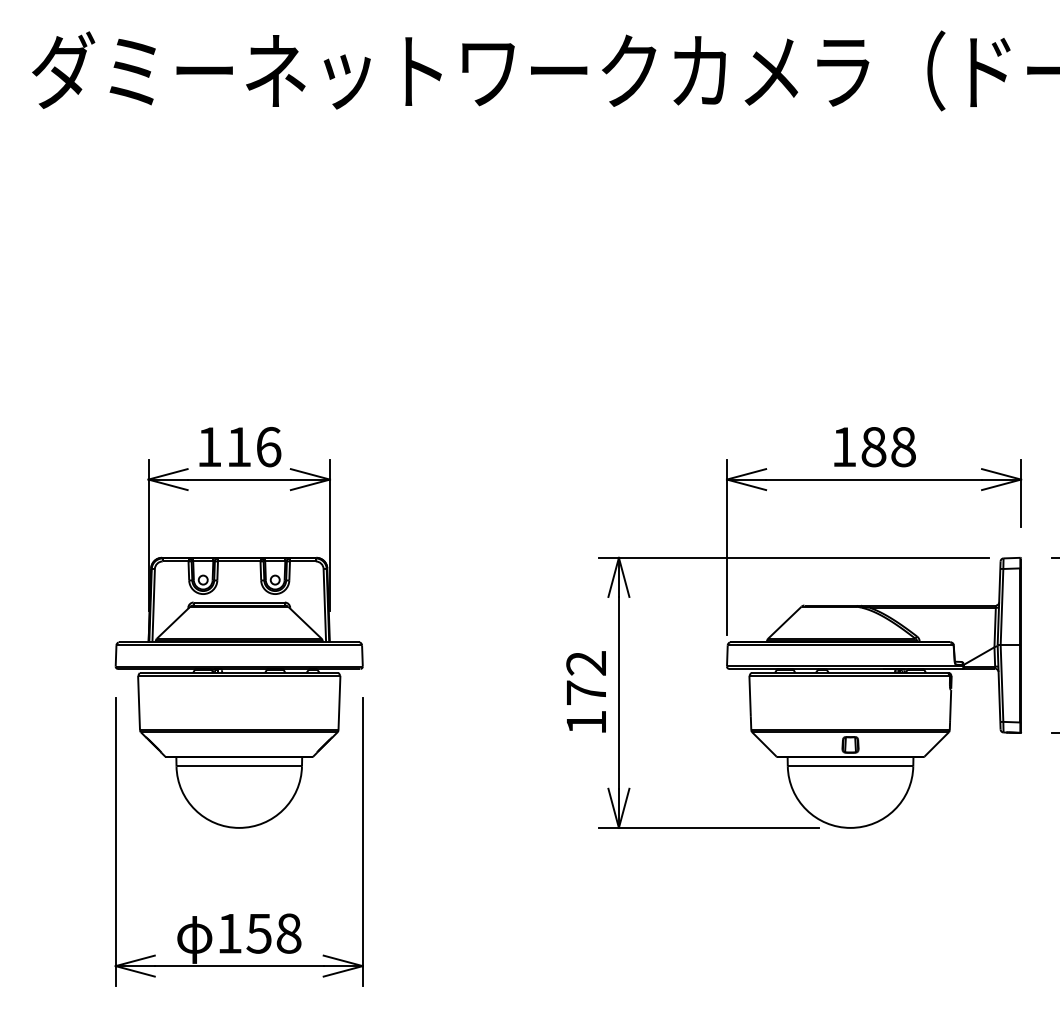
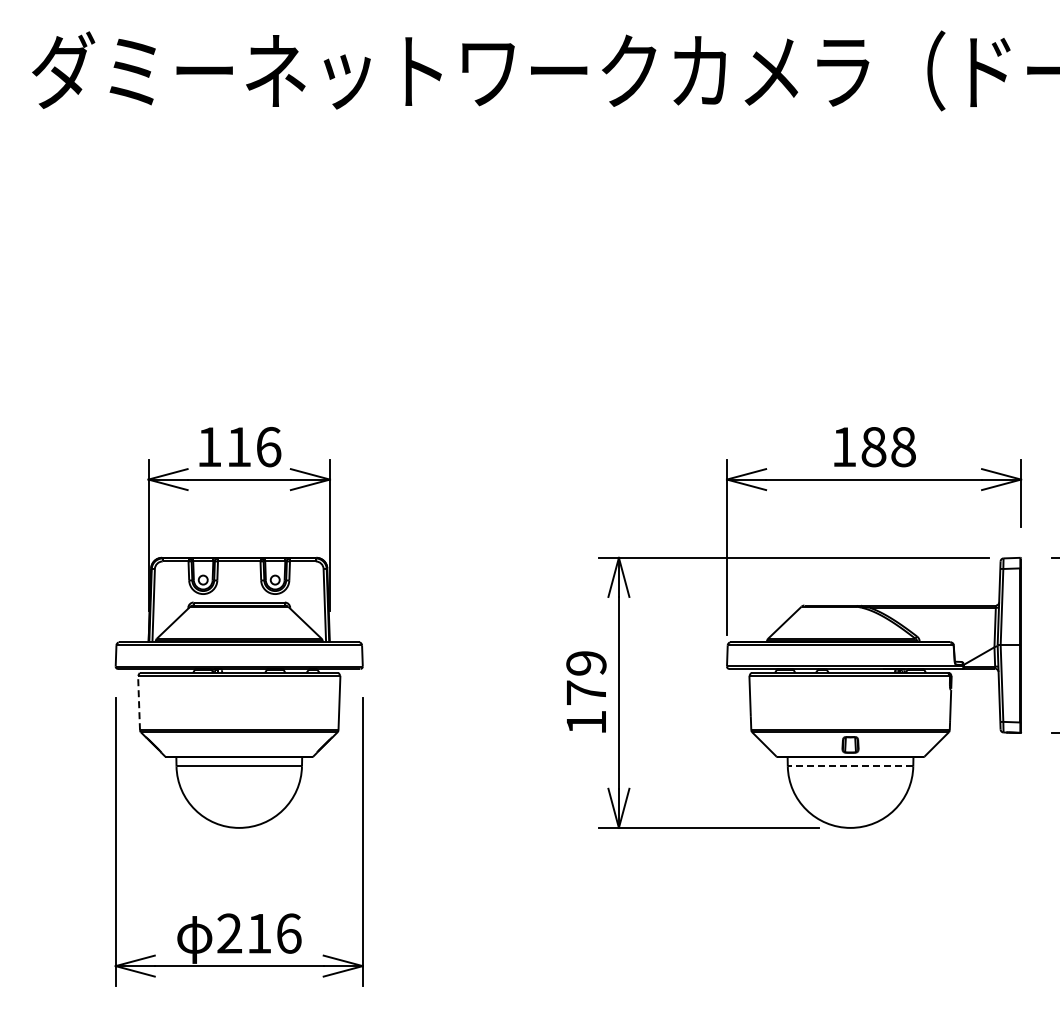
text: 172 -> 179 (586, 663)
line: solid -> dashed (139, 702)
line: solid -> dashed (850, 766)
text: 158 -> 216 (259, 933)
